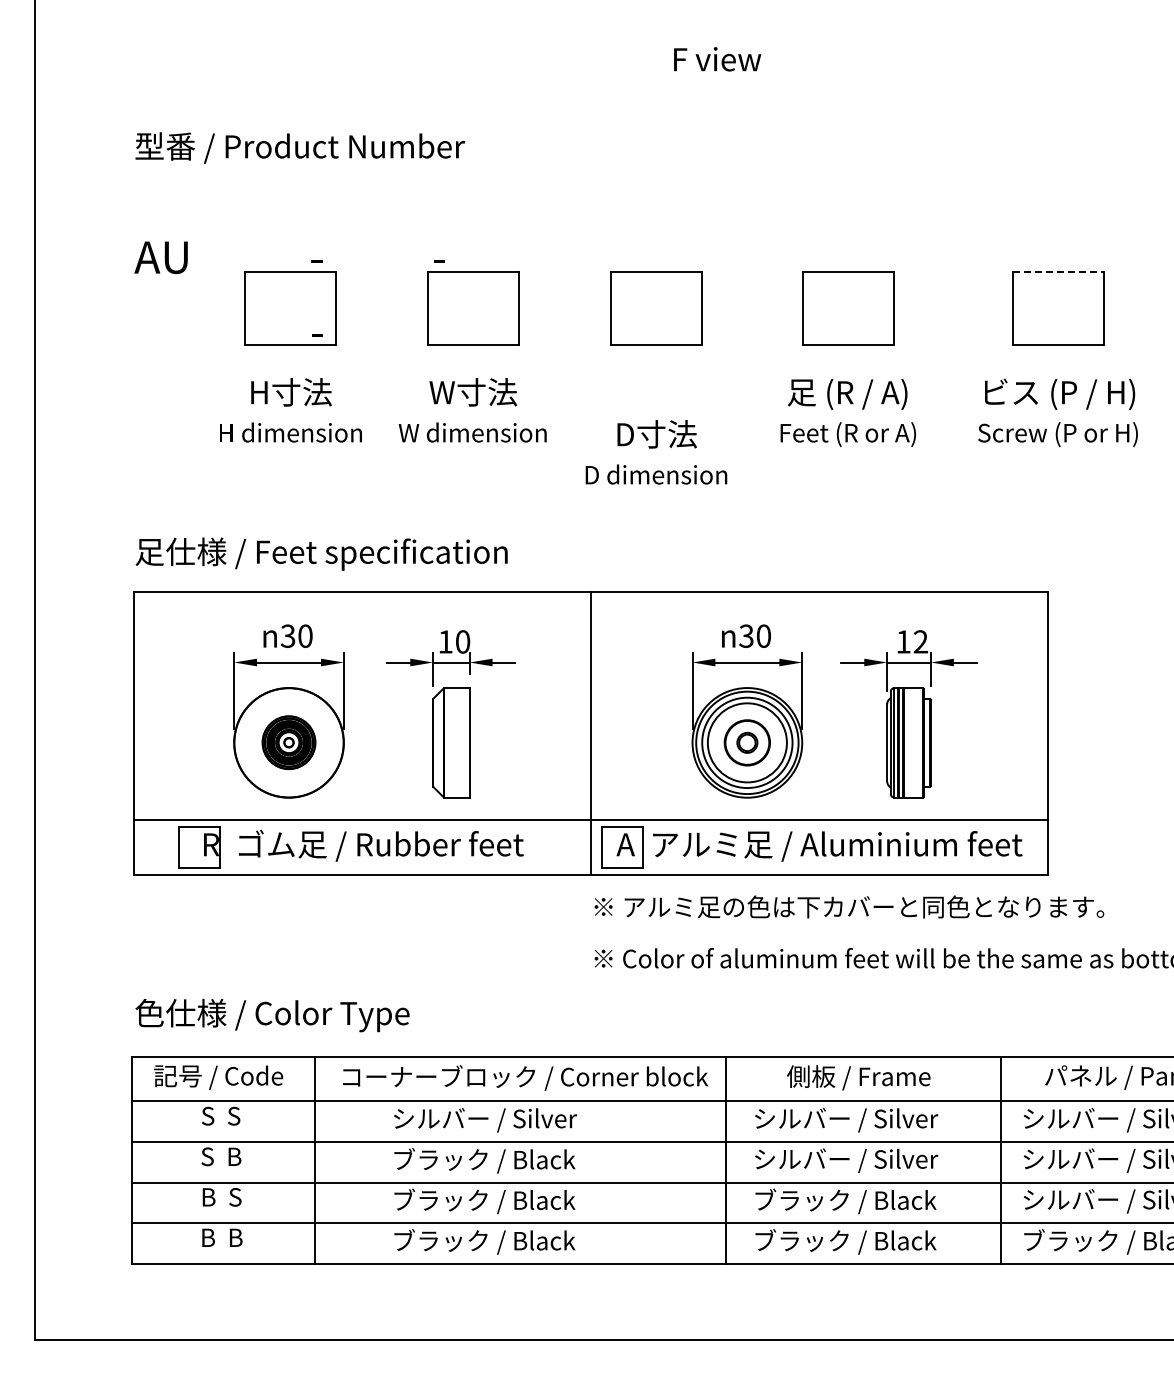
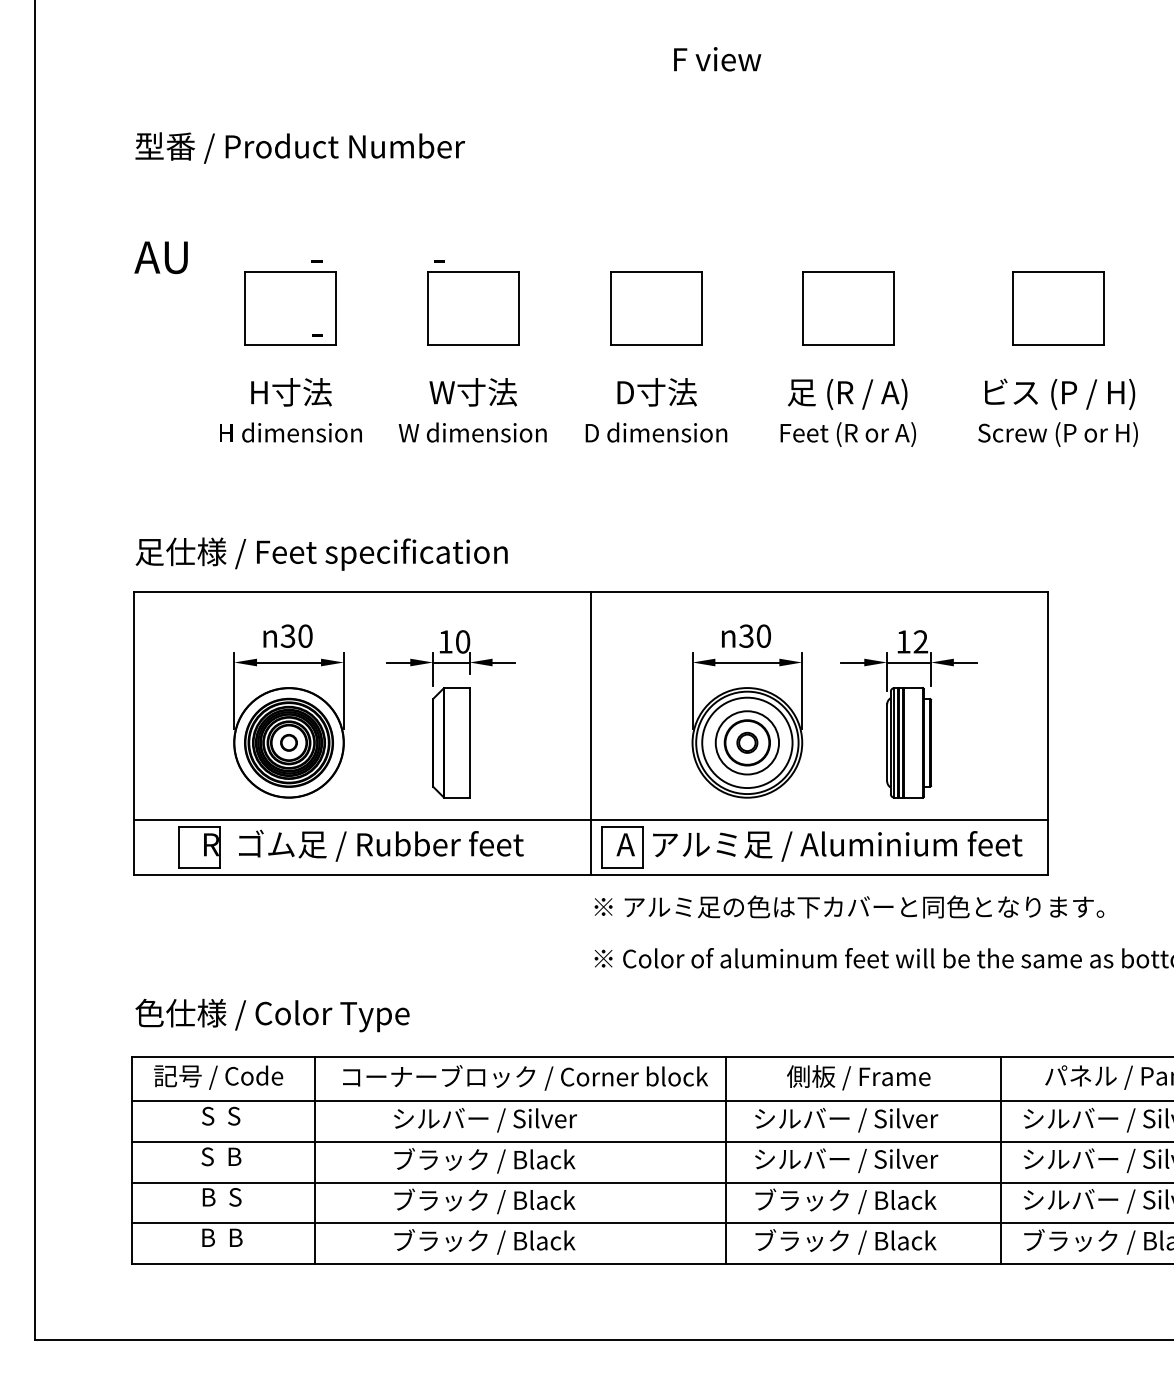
line: dashed -> solid (1058, 271)
text position: (656, 452) -> (656, 410) (656, 410)
part size: 56x56 px -> 90x91 px (288, 742)
circle diameter: 79 px -> 63 px (747, 742)
